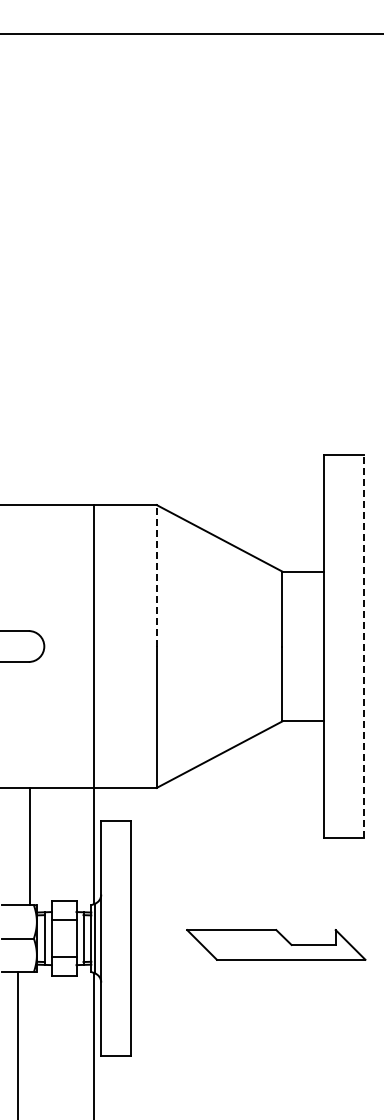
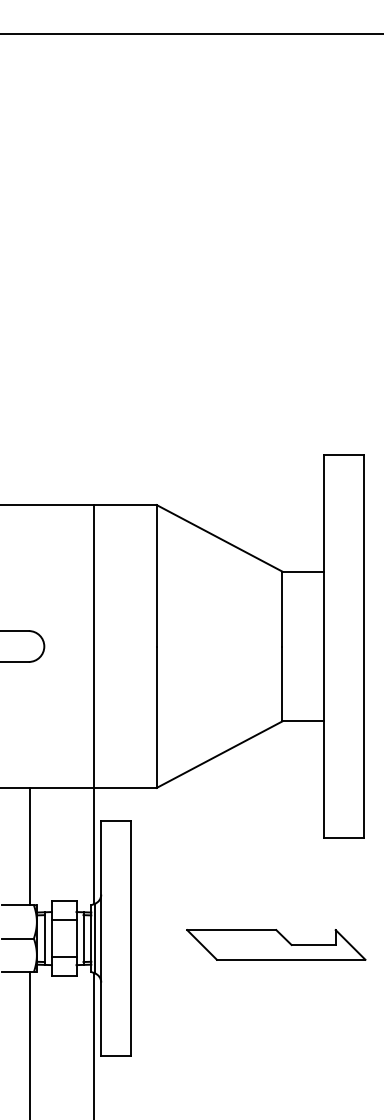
line: dashed -> solid (156, 575)
line: dashed -> solid (363, 646)
line position: (18, 1044) -> (30, 1044) (30, 1044)
